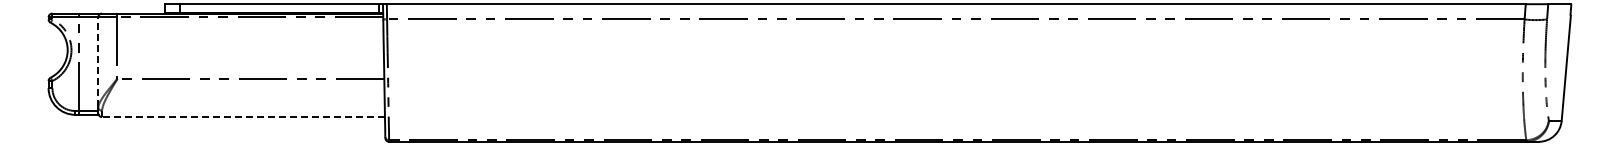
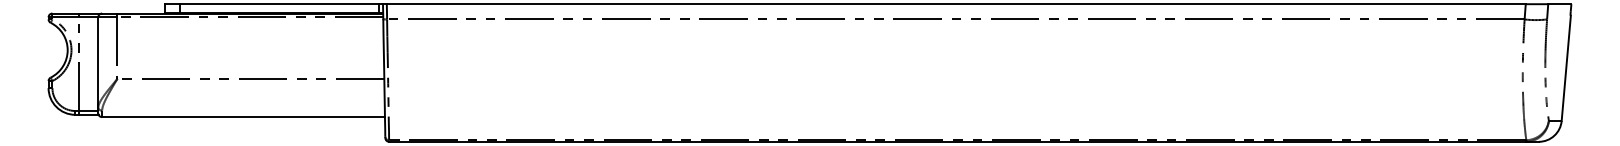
line: dashed -> solid (98, 61)
line: dashed -> solid (243, 117)
